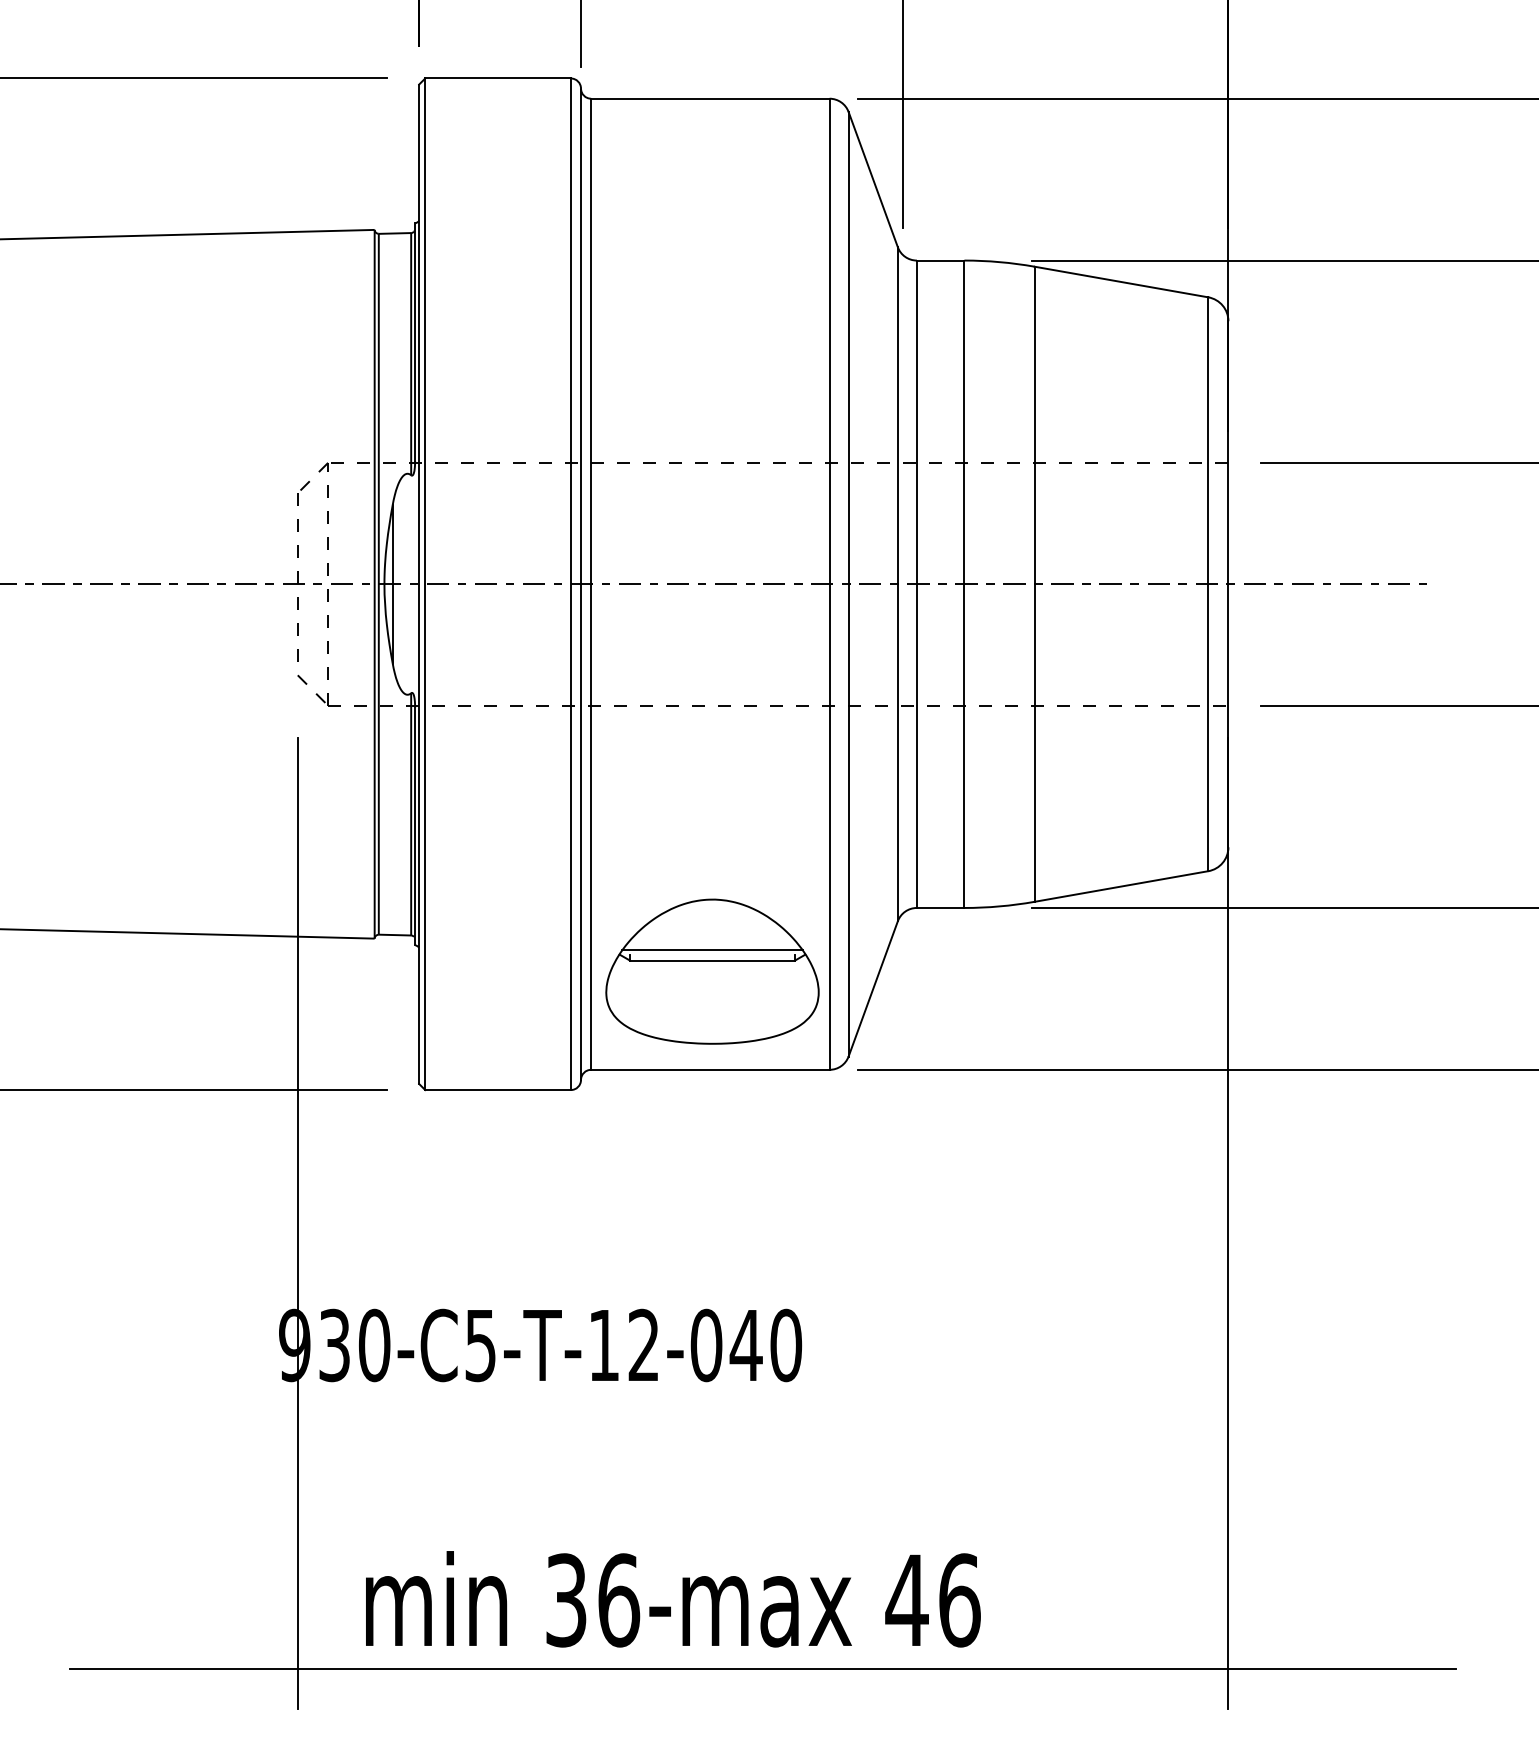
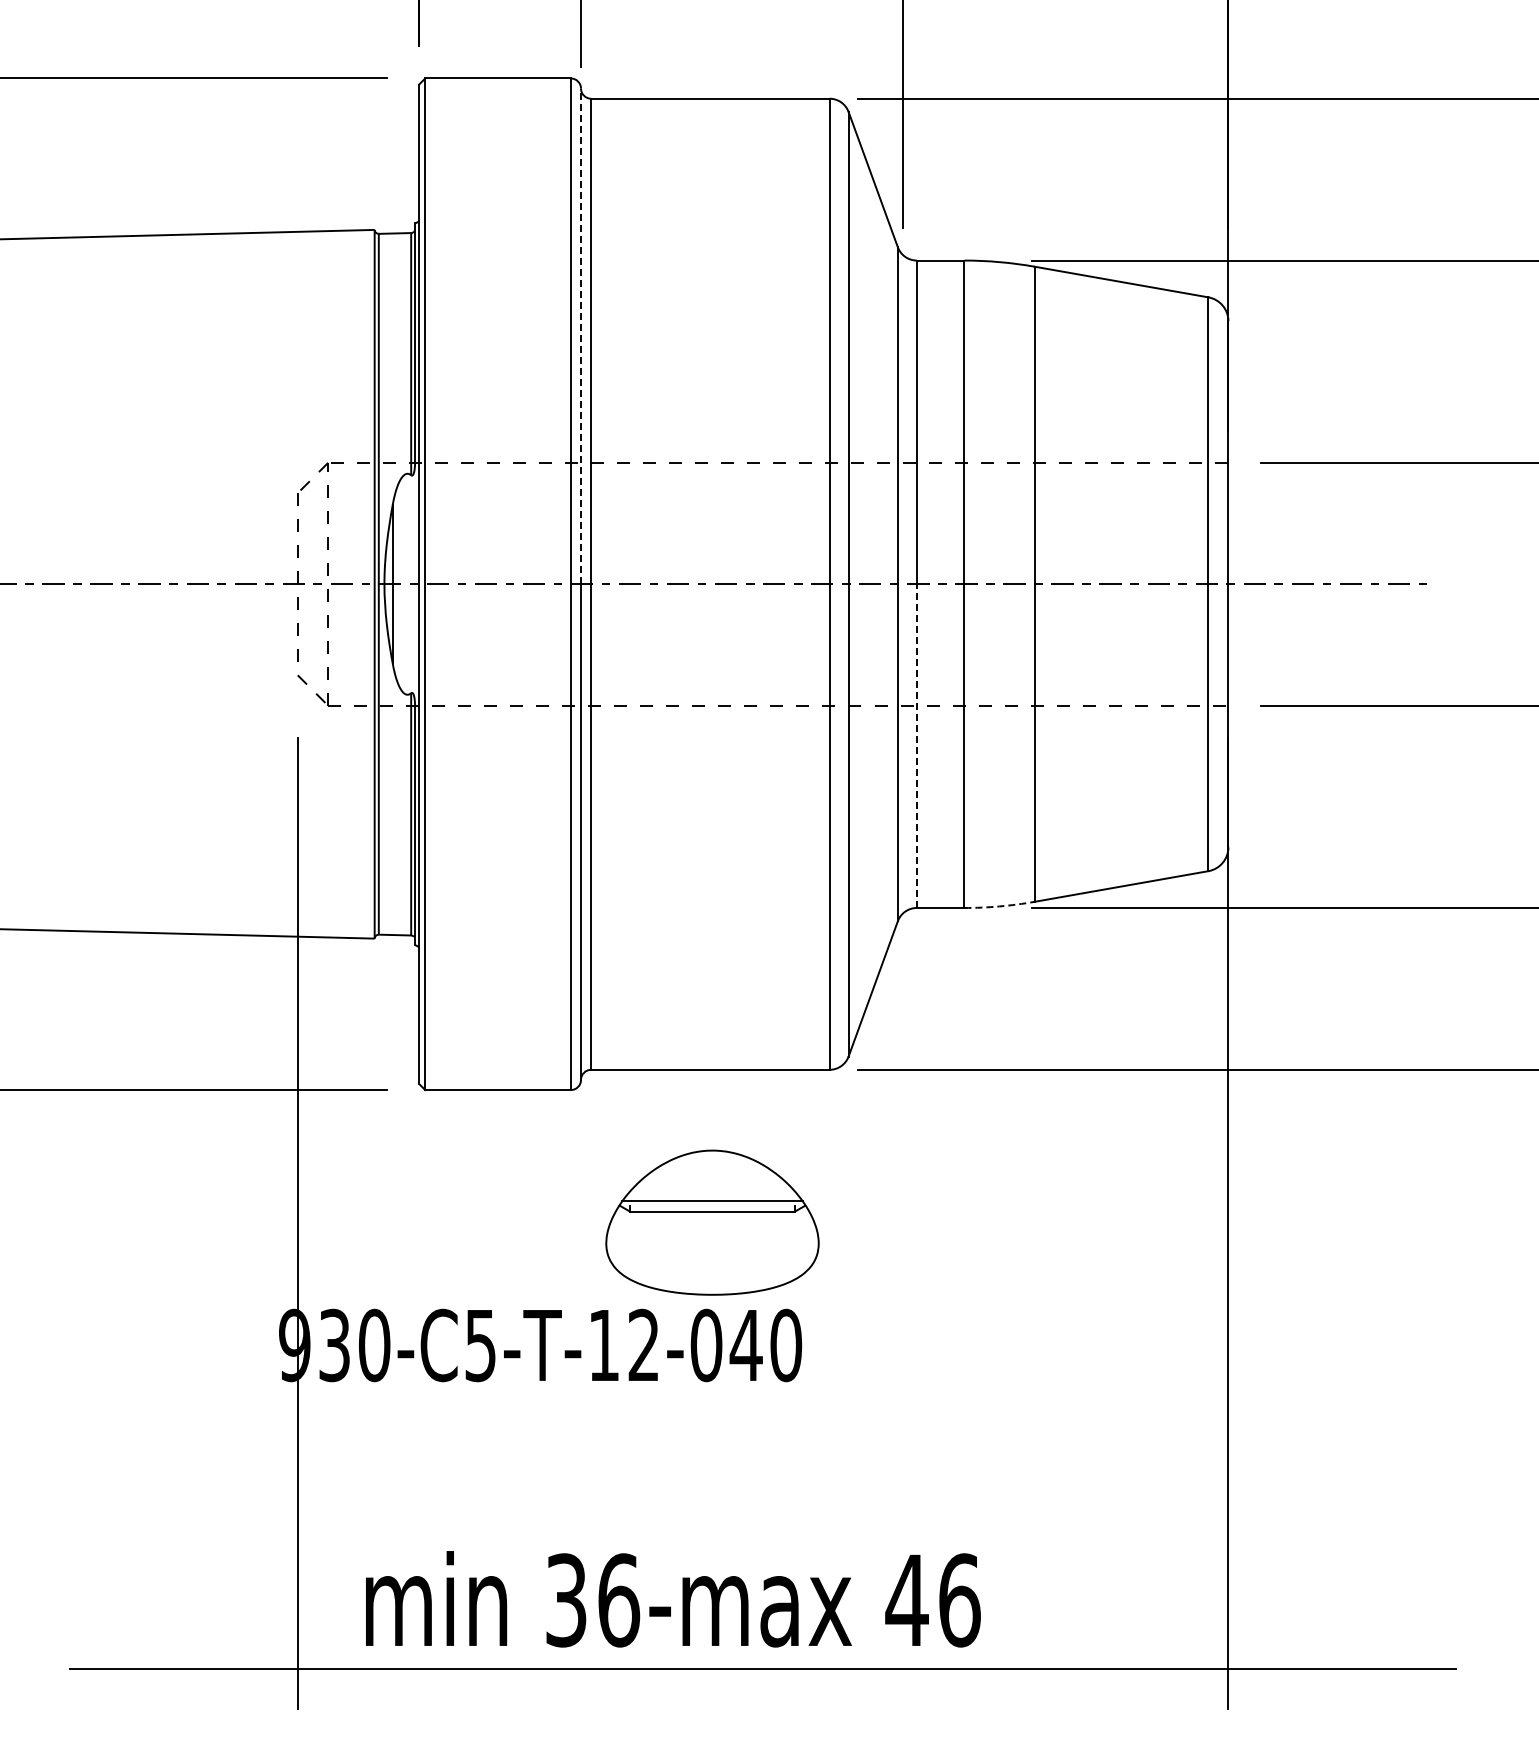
line: solid -> dashed (581, 336)
line: solid -> dashed (916, 746)
arc: solid -> dashed (999, 906)
part position: (712, 971) -> (712, 1222) (712, 1222)
